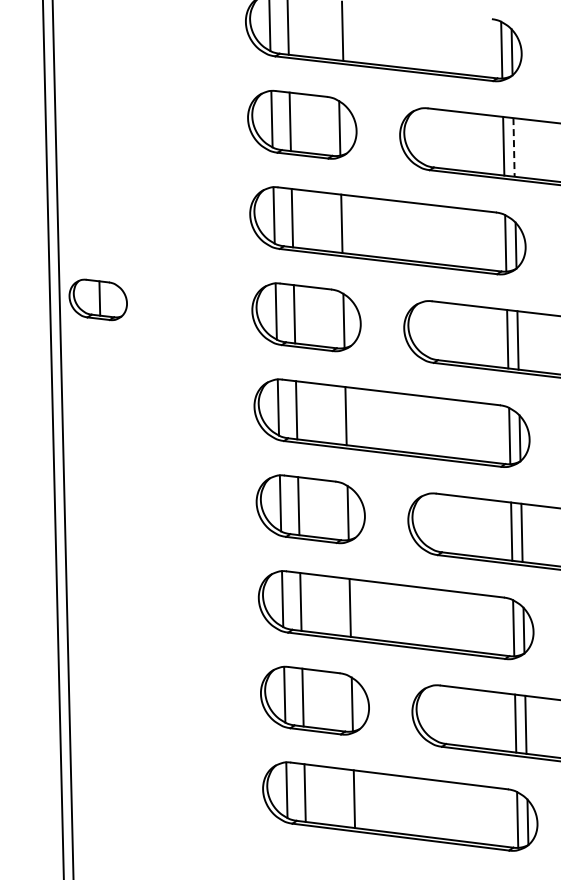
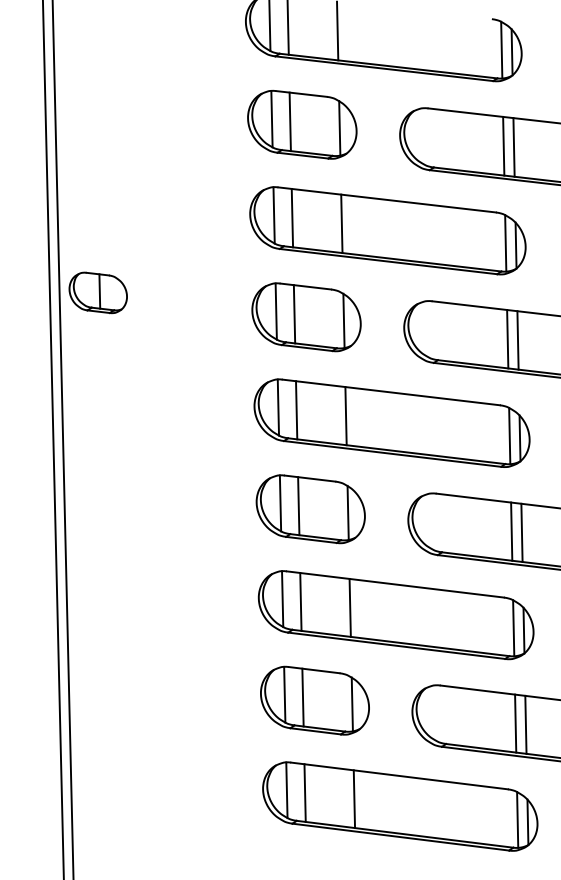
line position: (342, 31) -> (337, 31) (337, 31)
line: dashed -> solid (514, 147)
part position: (97, 299) -> (97, 292) (97, 292)
